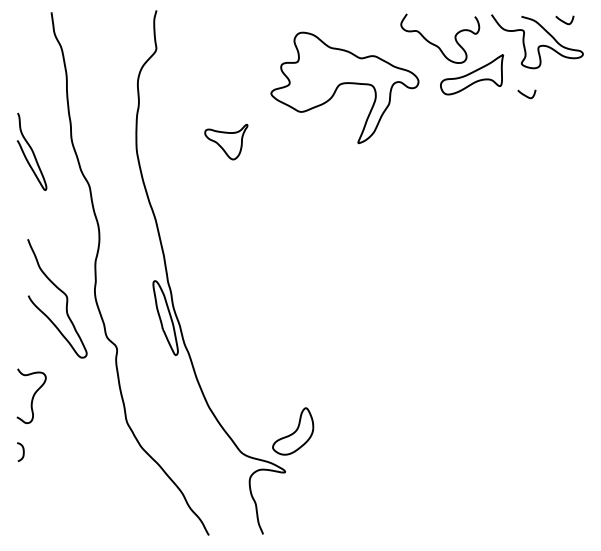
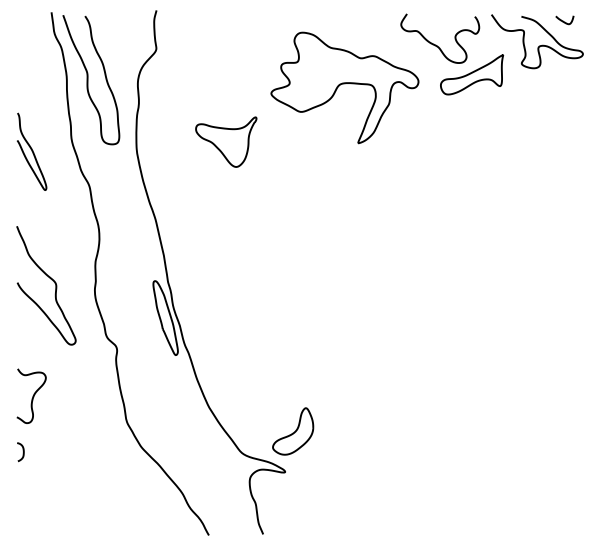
curve: none -> present (88, 80)
curve: present -> none (525, 94)
part size: 45x38 px -> 63x52 px (226, 141)
curve position: (62, 293) -> (51, 280) (51, 280)
